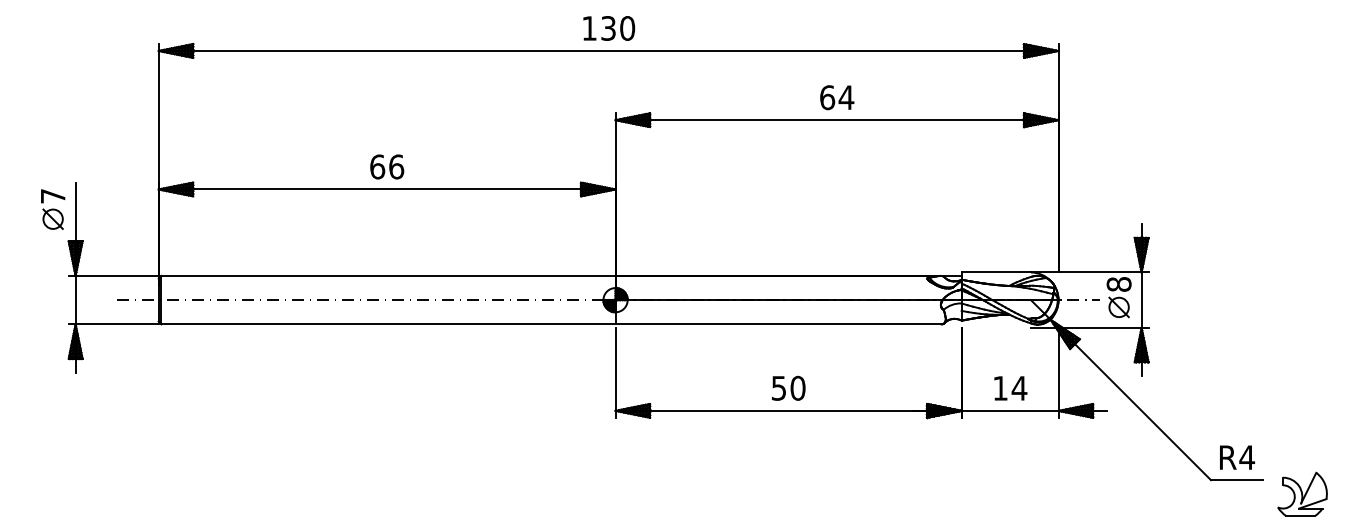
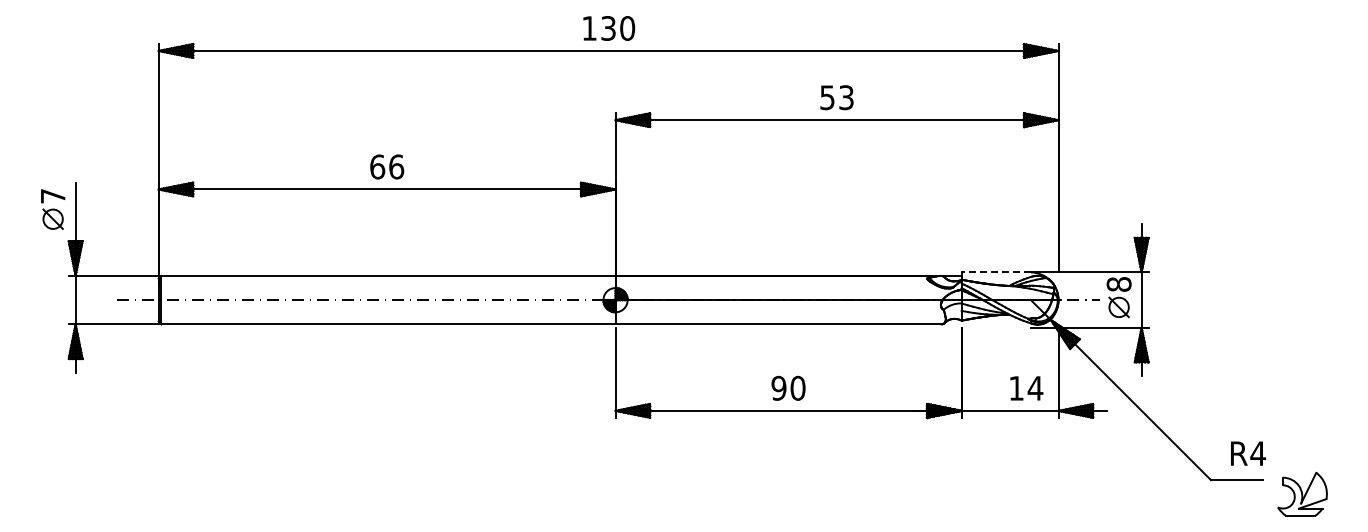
text: 64 -> 53 (837, 97)
line: solid -> dashed (996, 272)
text: 50 -> 90 (778, 387)
text position: (1010, 388) -> (1026, 388) (1026, 388)
text position: (1237, 457) -> (1248, 453) (1248, 453)
